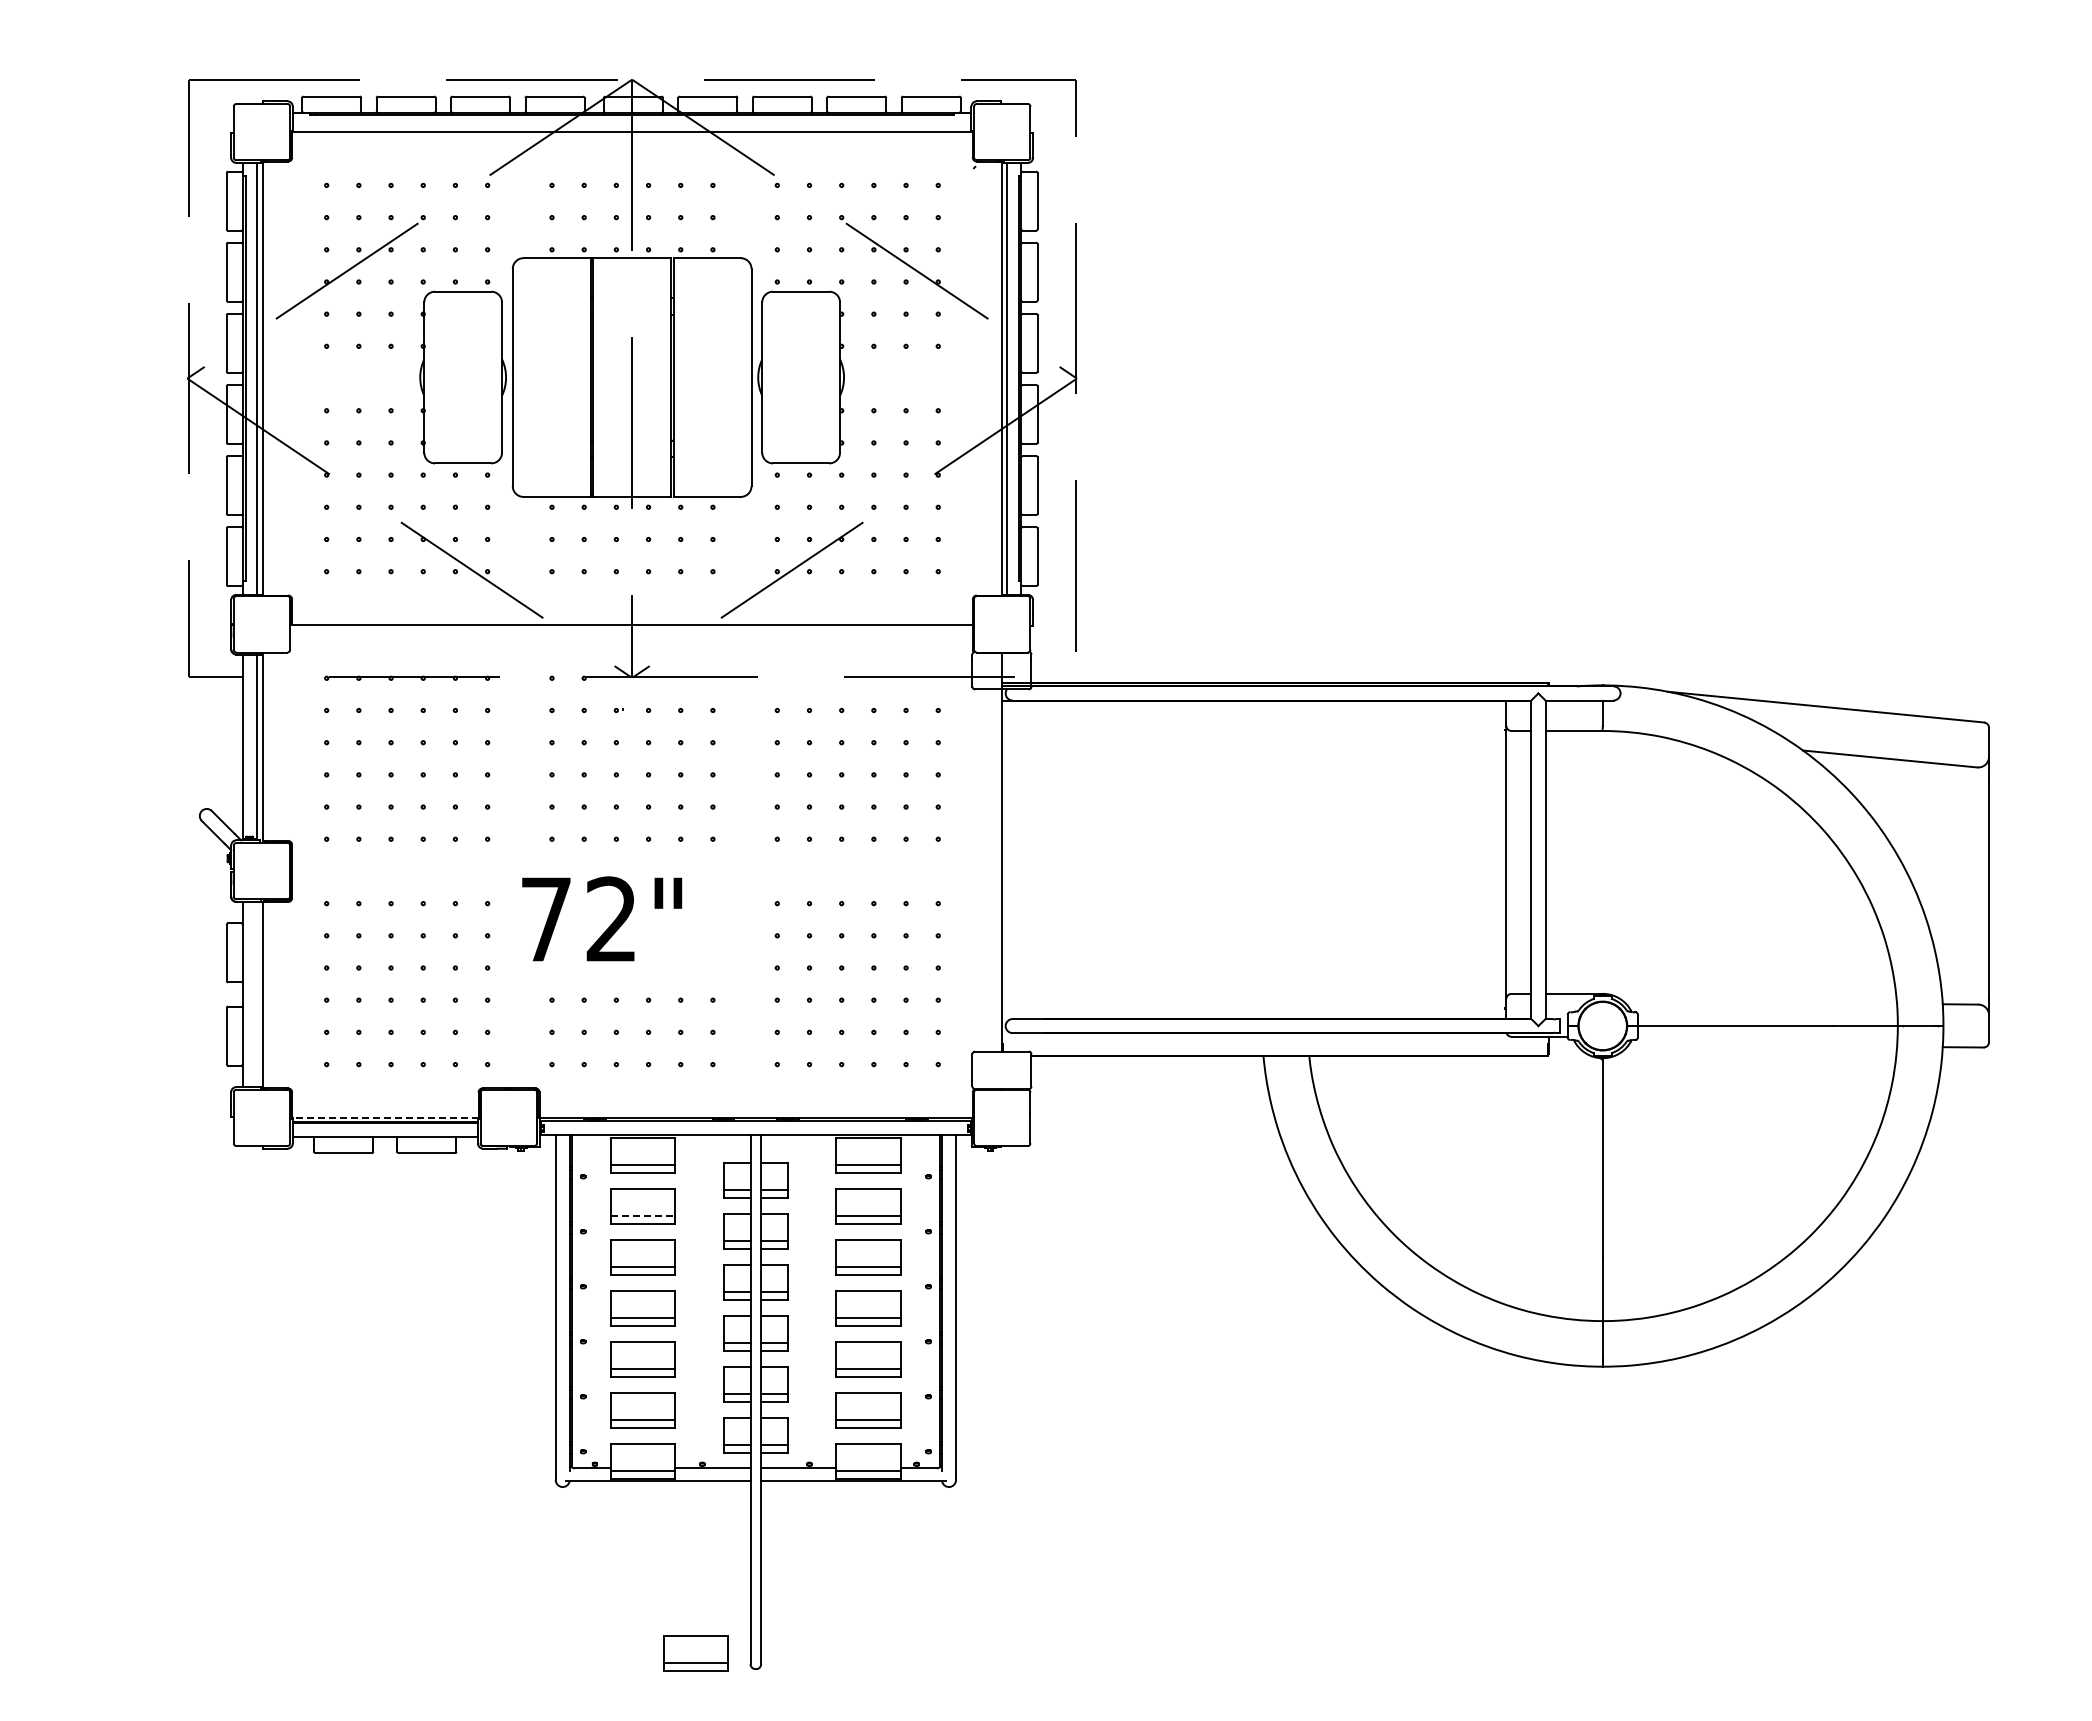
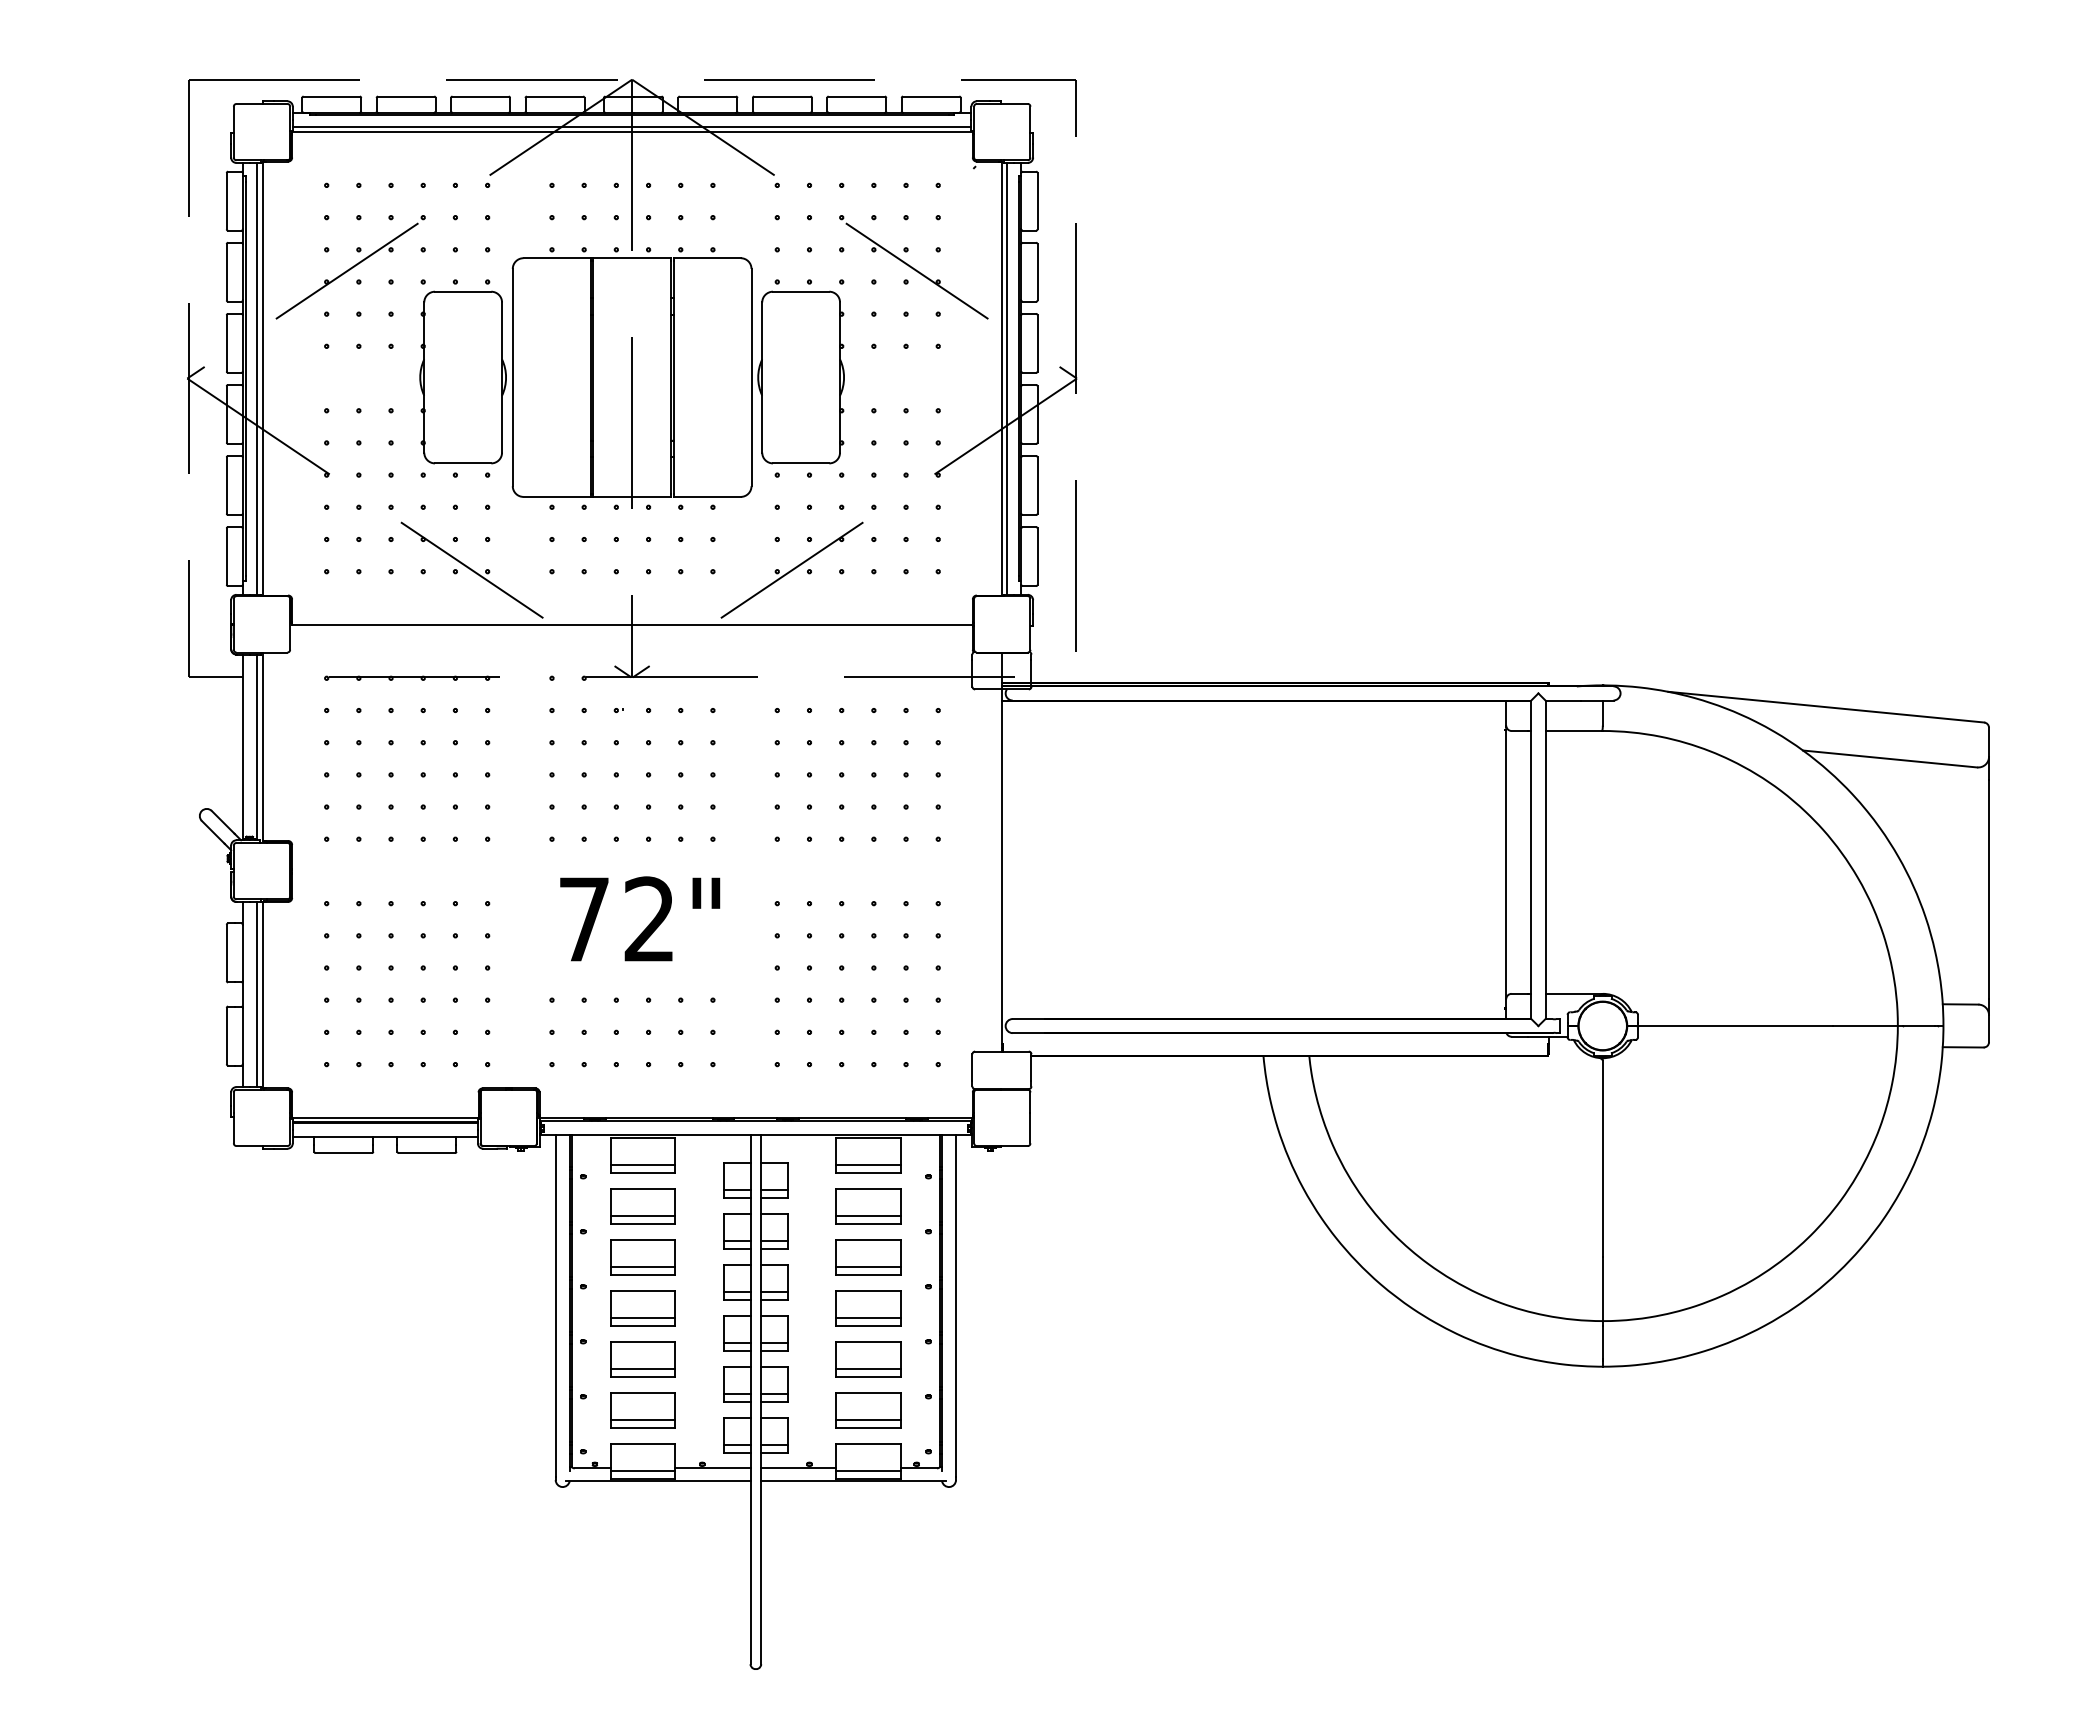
line: none -> present (631, 127)
text position: (602, 918) -> (640, 918) (640, 918)
line: none -> present (256, 994)
line: dashed -> solid (384, 1117)
line: dashed -> solid (643, 1215)
part: present -> none (695, 1653)
